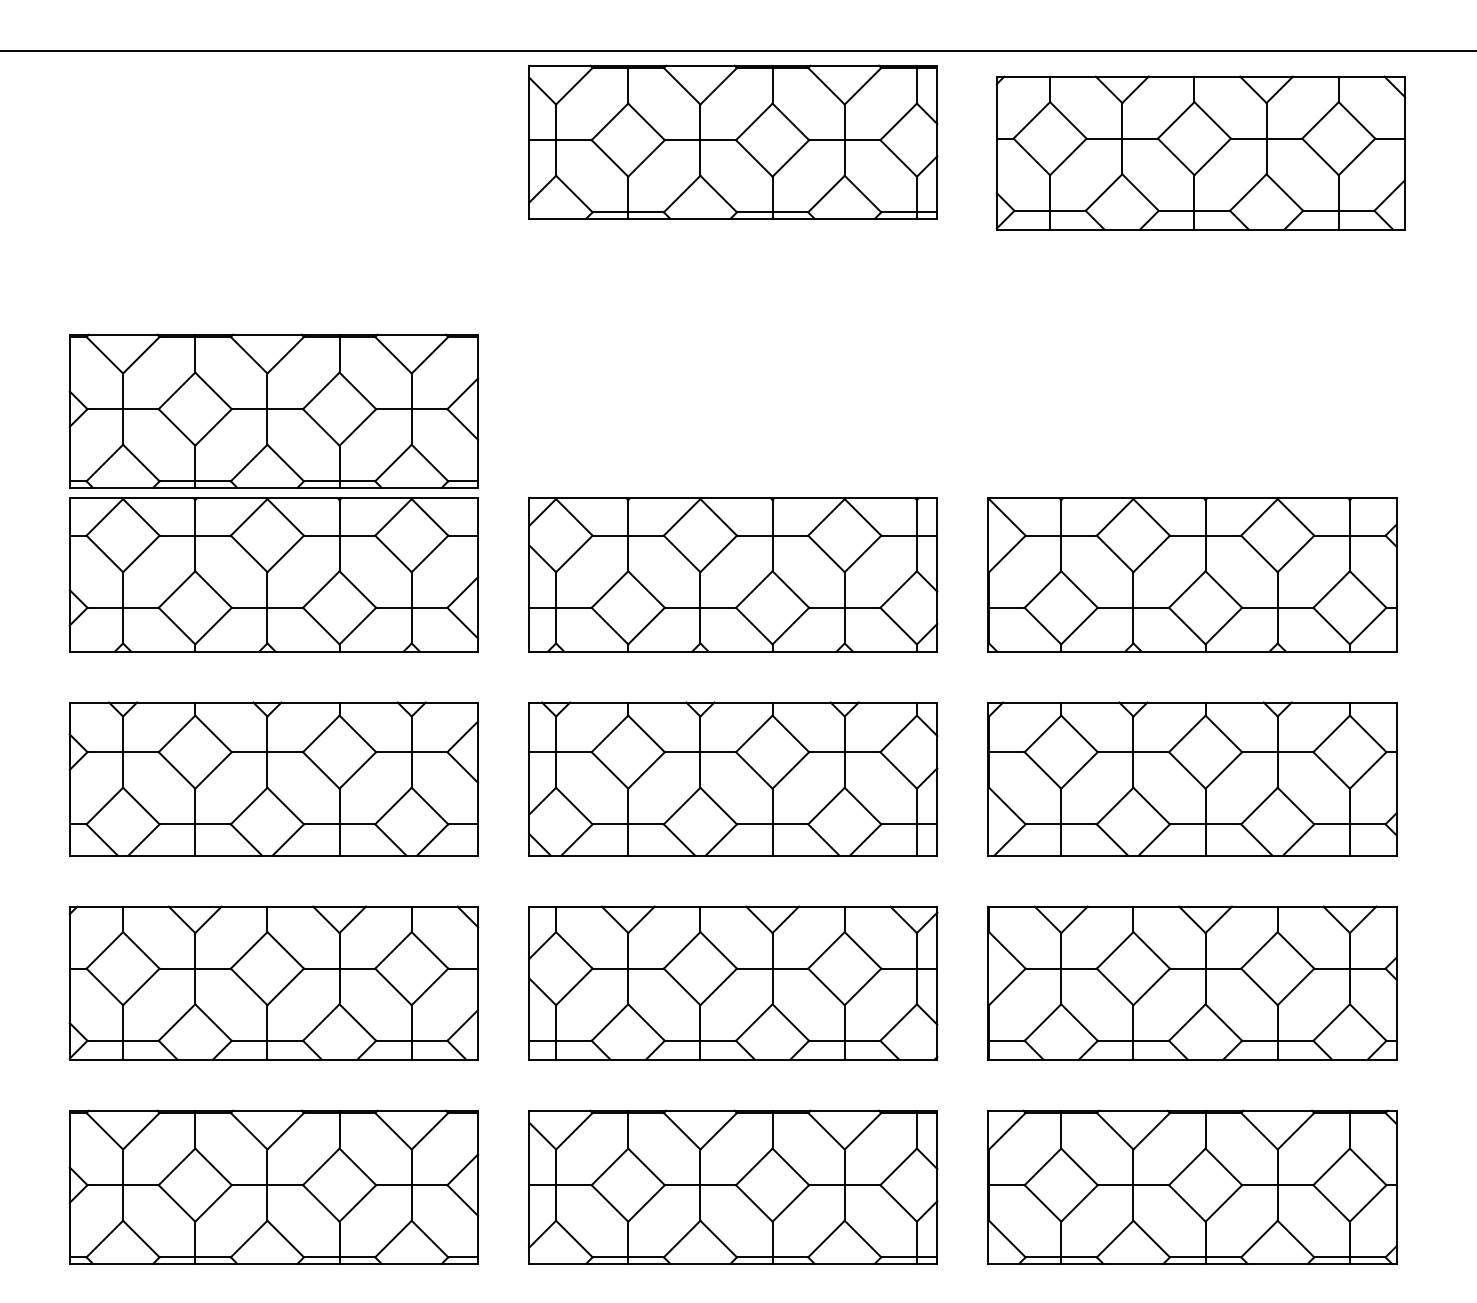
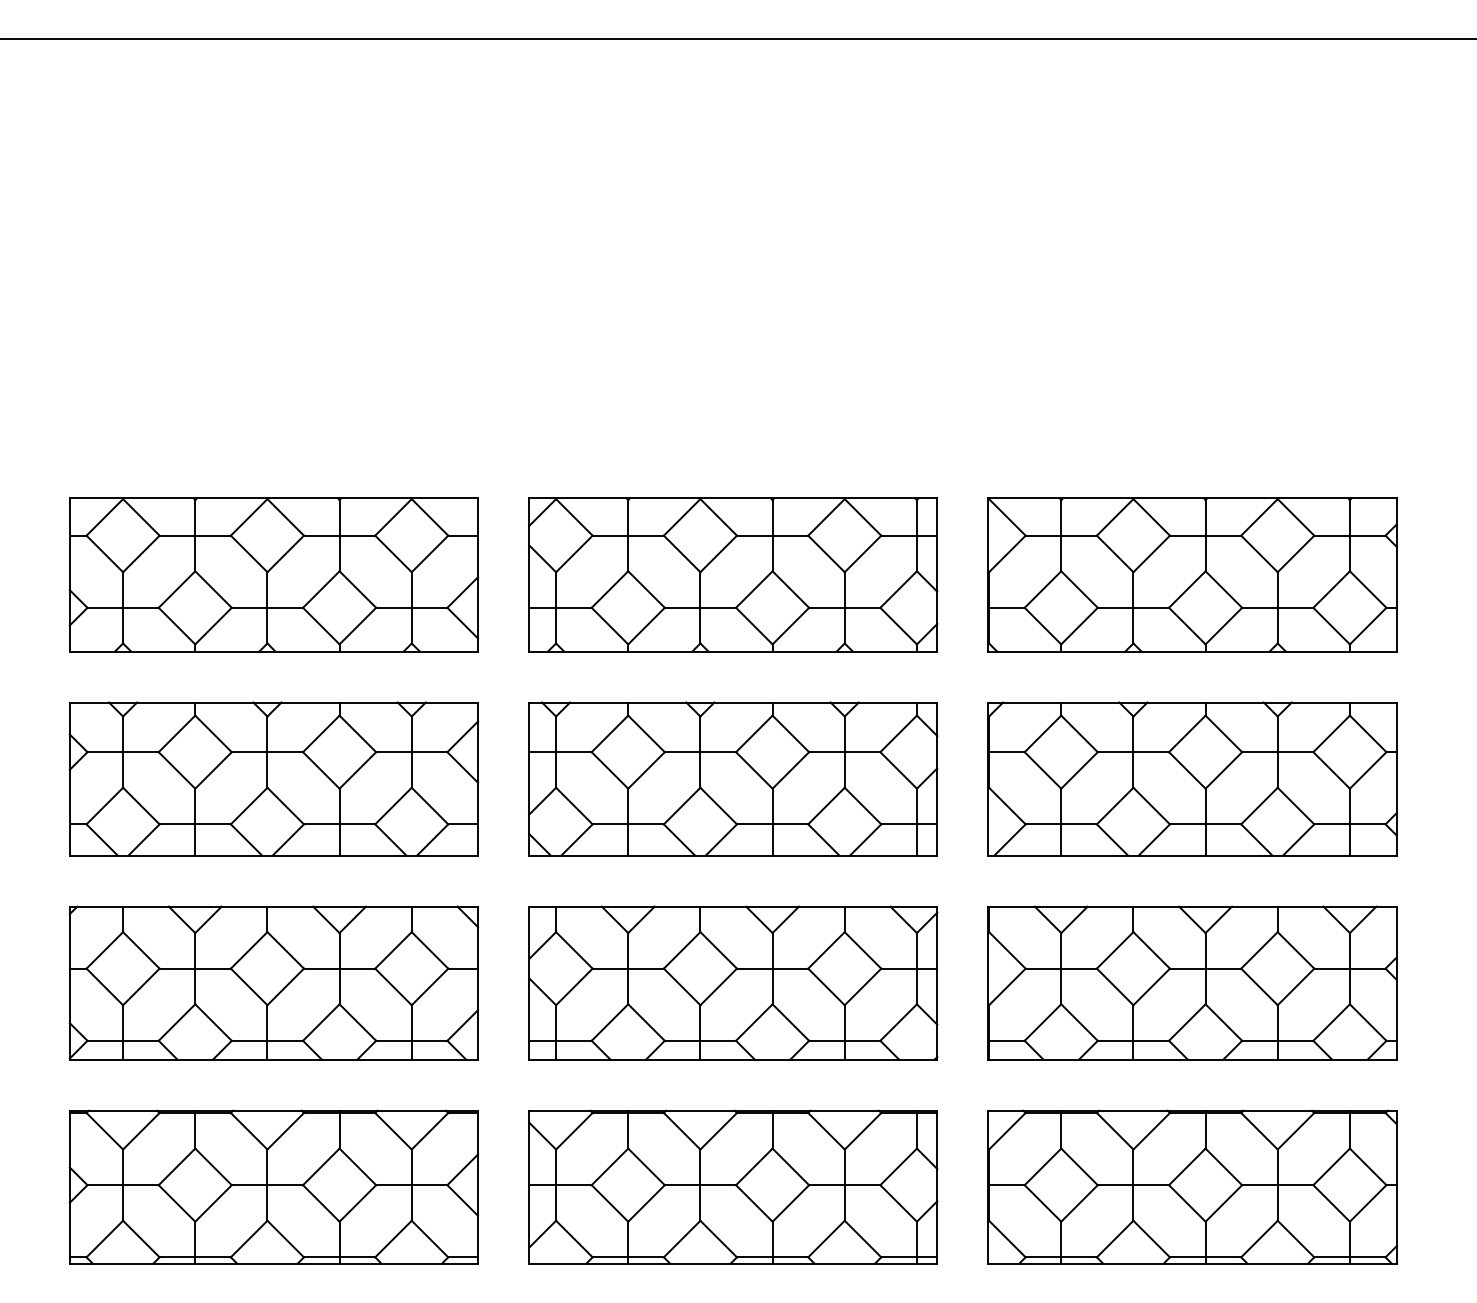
line position: (737, 51) -> (737, 39) (737, 39)
part: present -> none (733, 141)
part: present -> none (1200, 152)
part: present -> none (273, 410)
